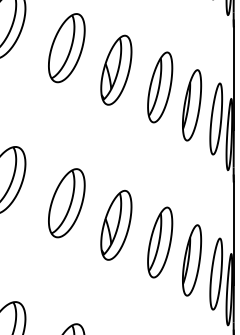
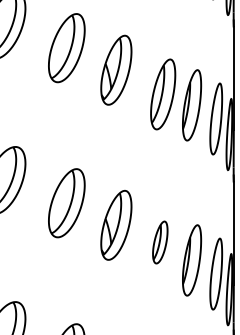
part position: (160, 87) -> (163, 94) (163, 94)
part size: 27x73 px -> 17x45 px (160, 242)
